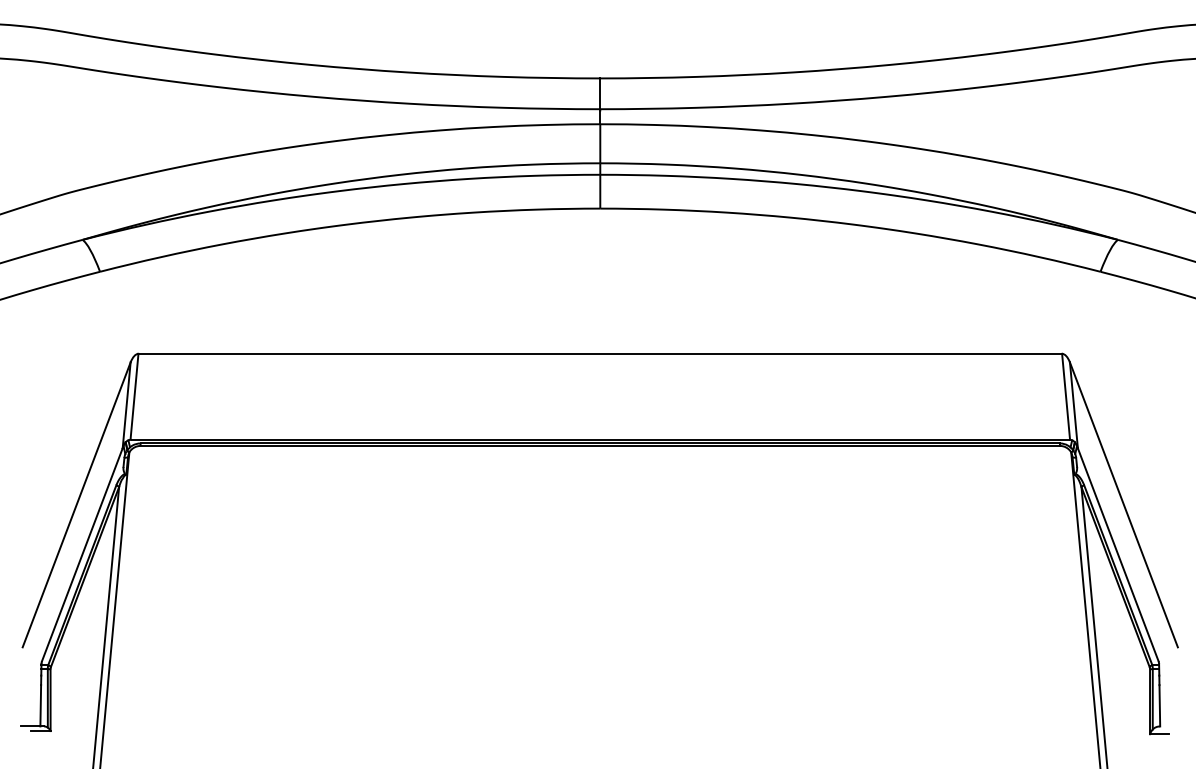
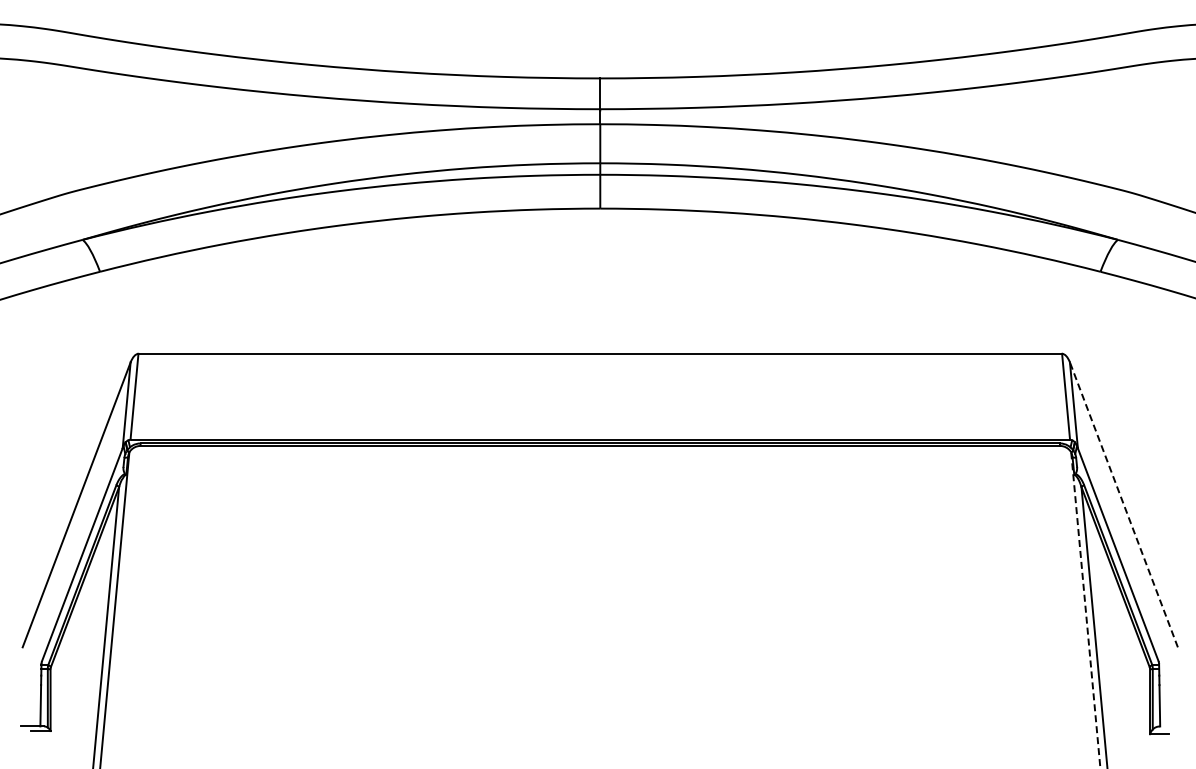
line: solid -> dashed (1123, 504)
line: solid -> dashed (1085, 610)
